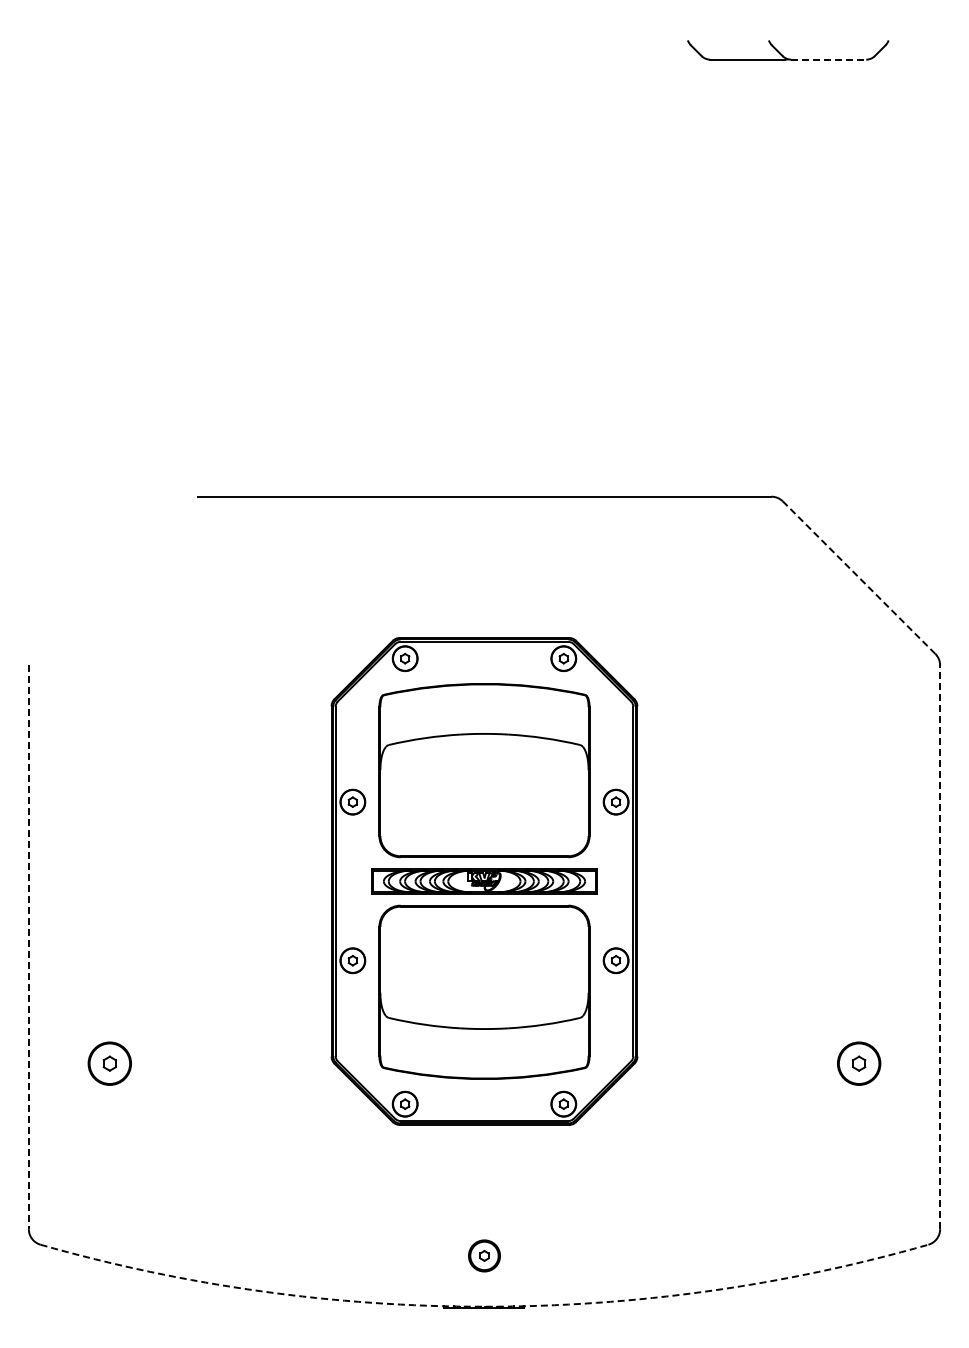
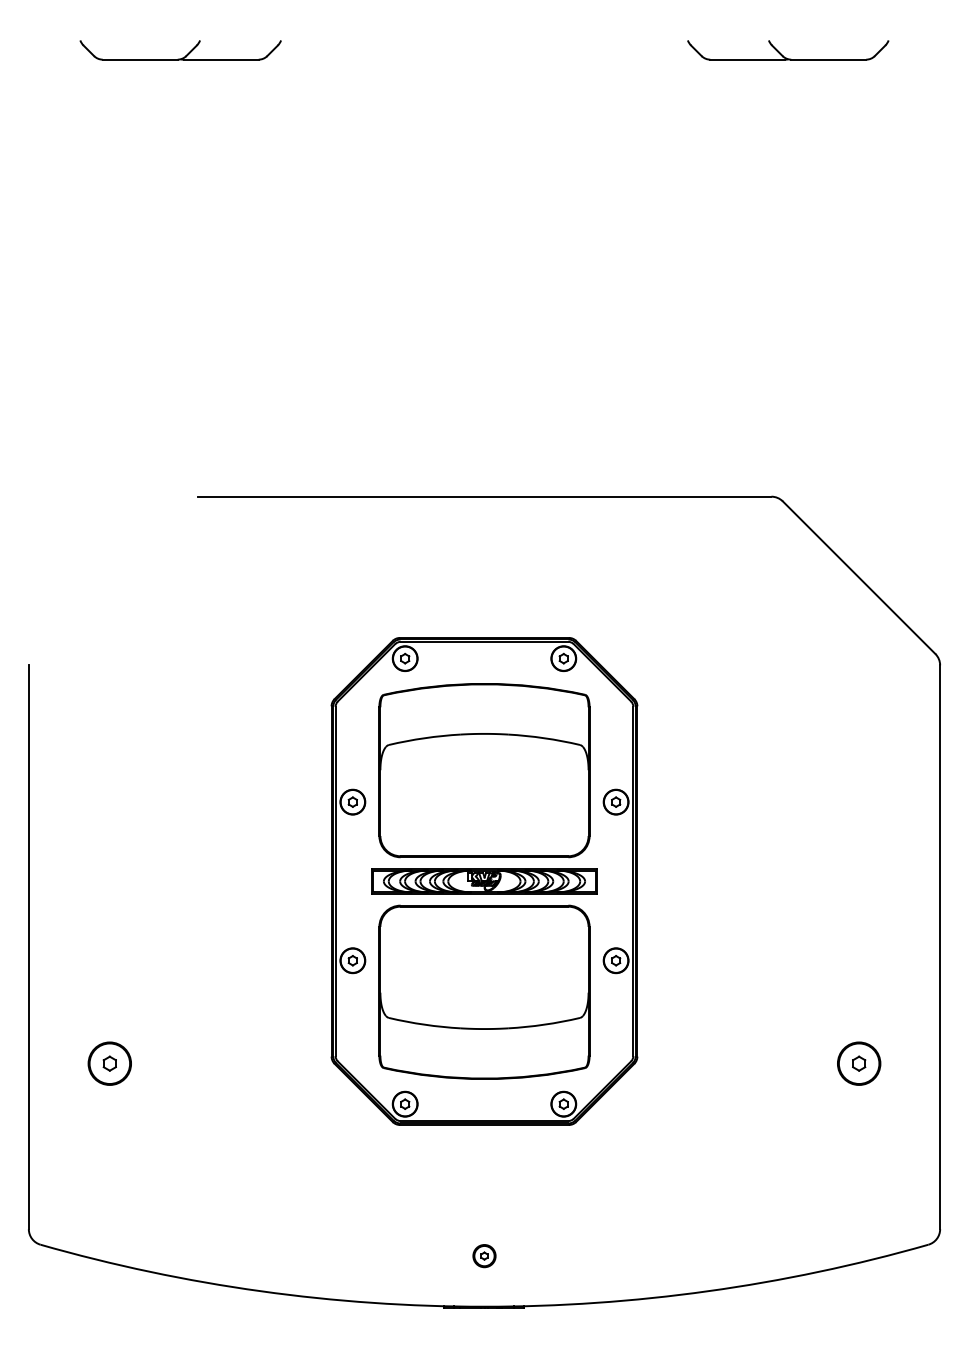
part: none -> present (185, 55)
line: dashed -> solid (829, 59)
line: dashed -> solid (859, 577)
line: dashed -> solid (28, 947)
line: dashed -> solid (940, 947)
part size: 33x34 px -> 25x25 px (484, 1256)
arc: dashed -> solid (484, 1306)
